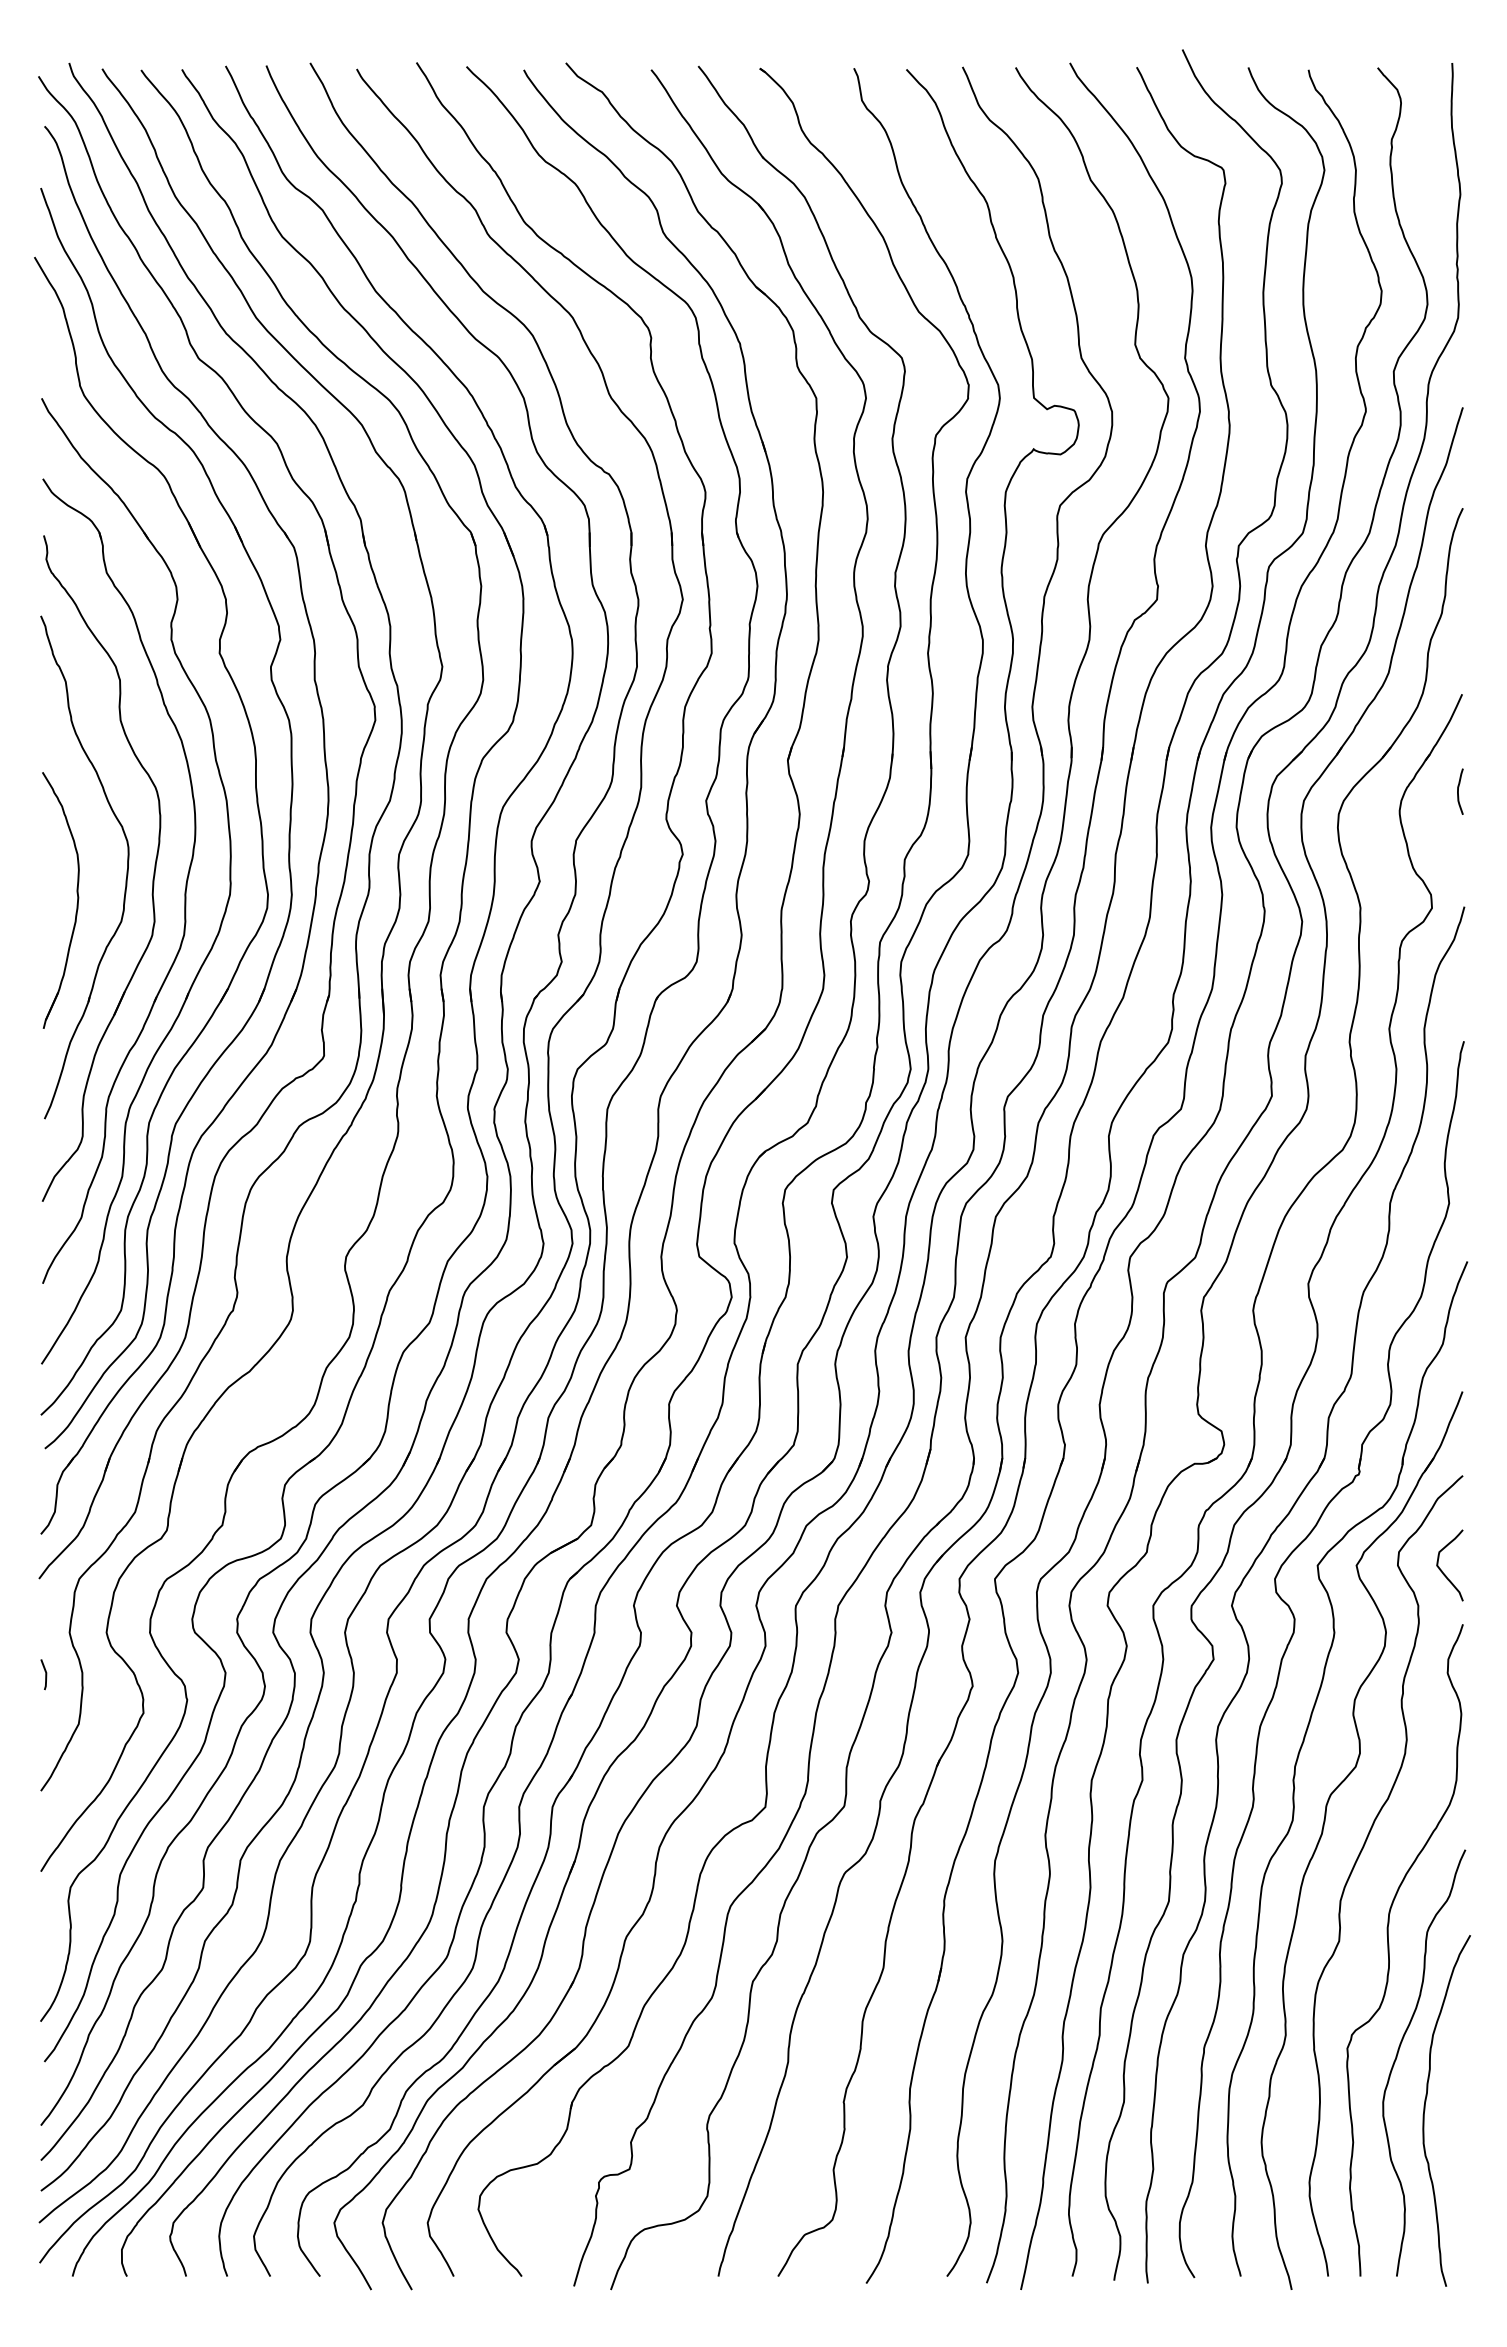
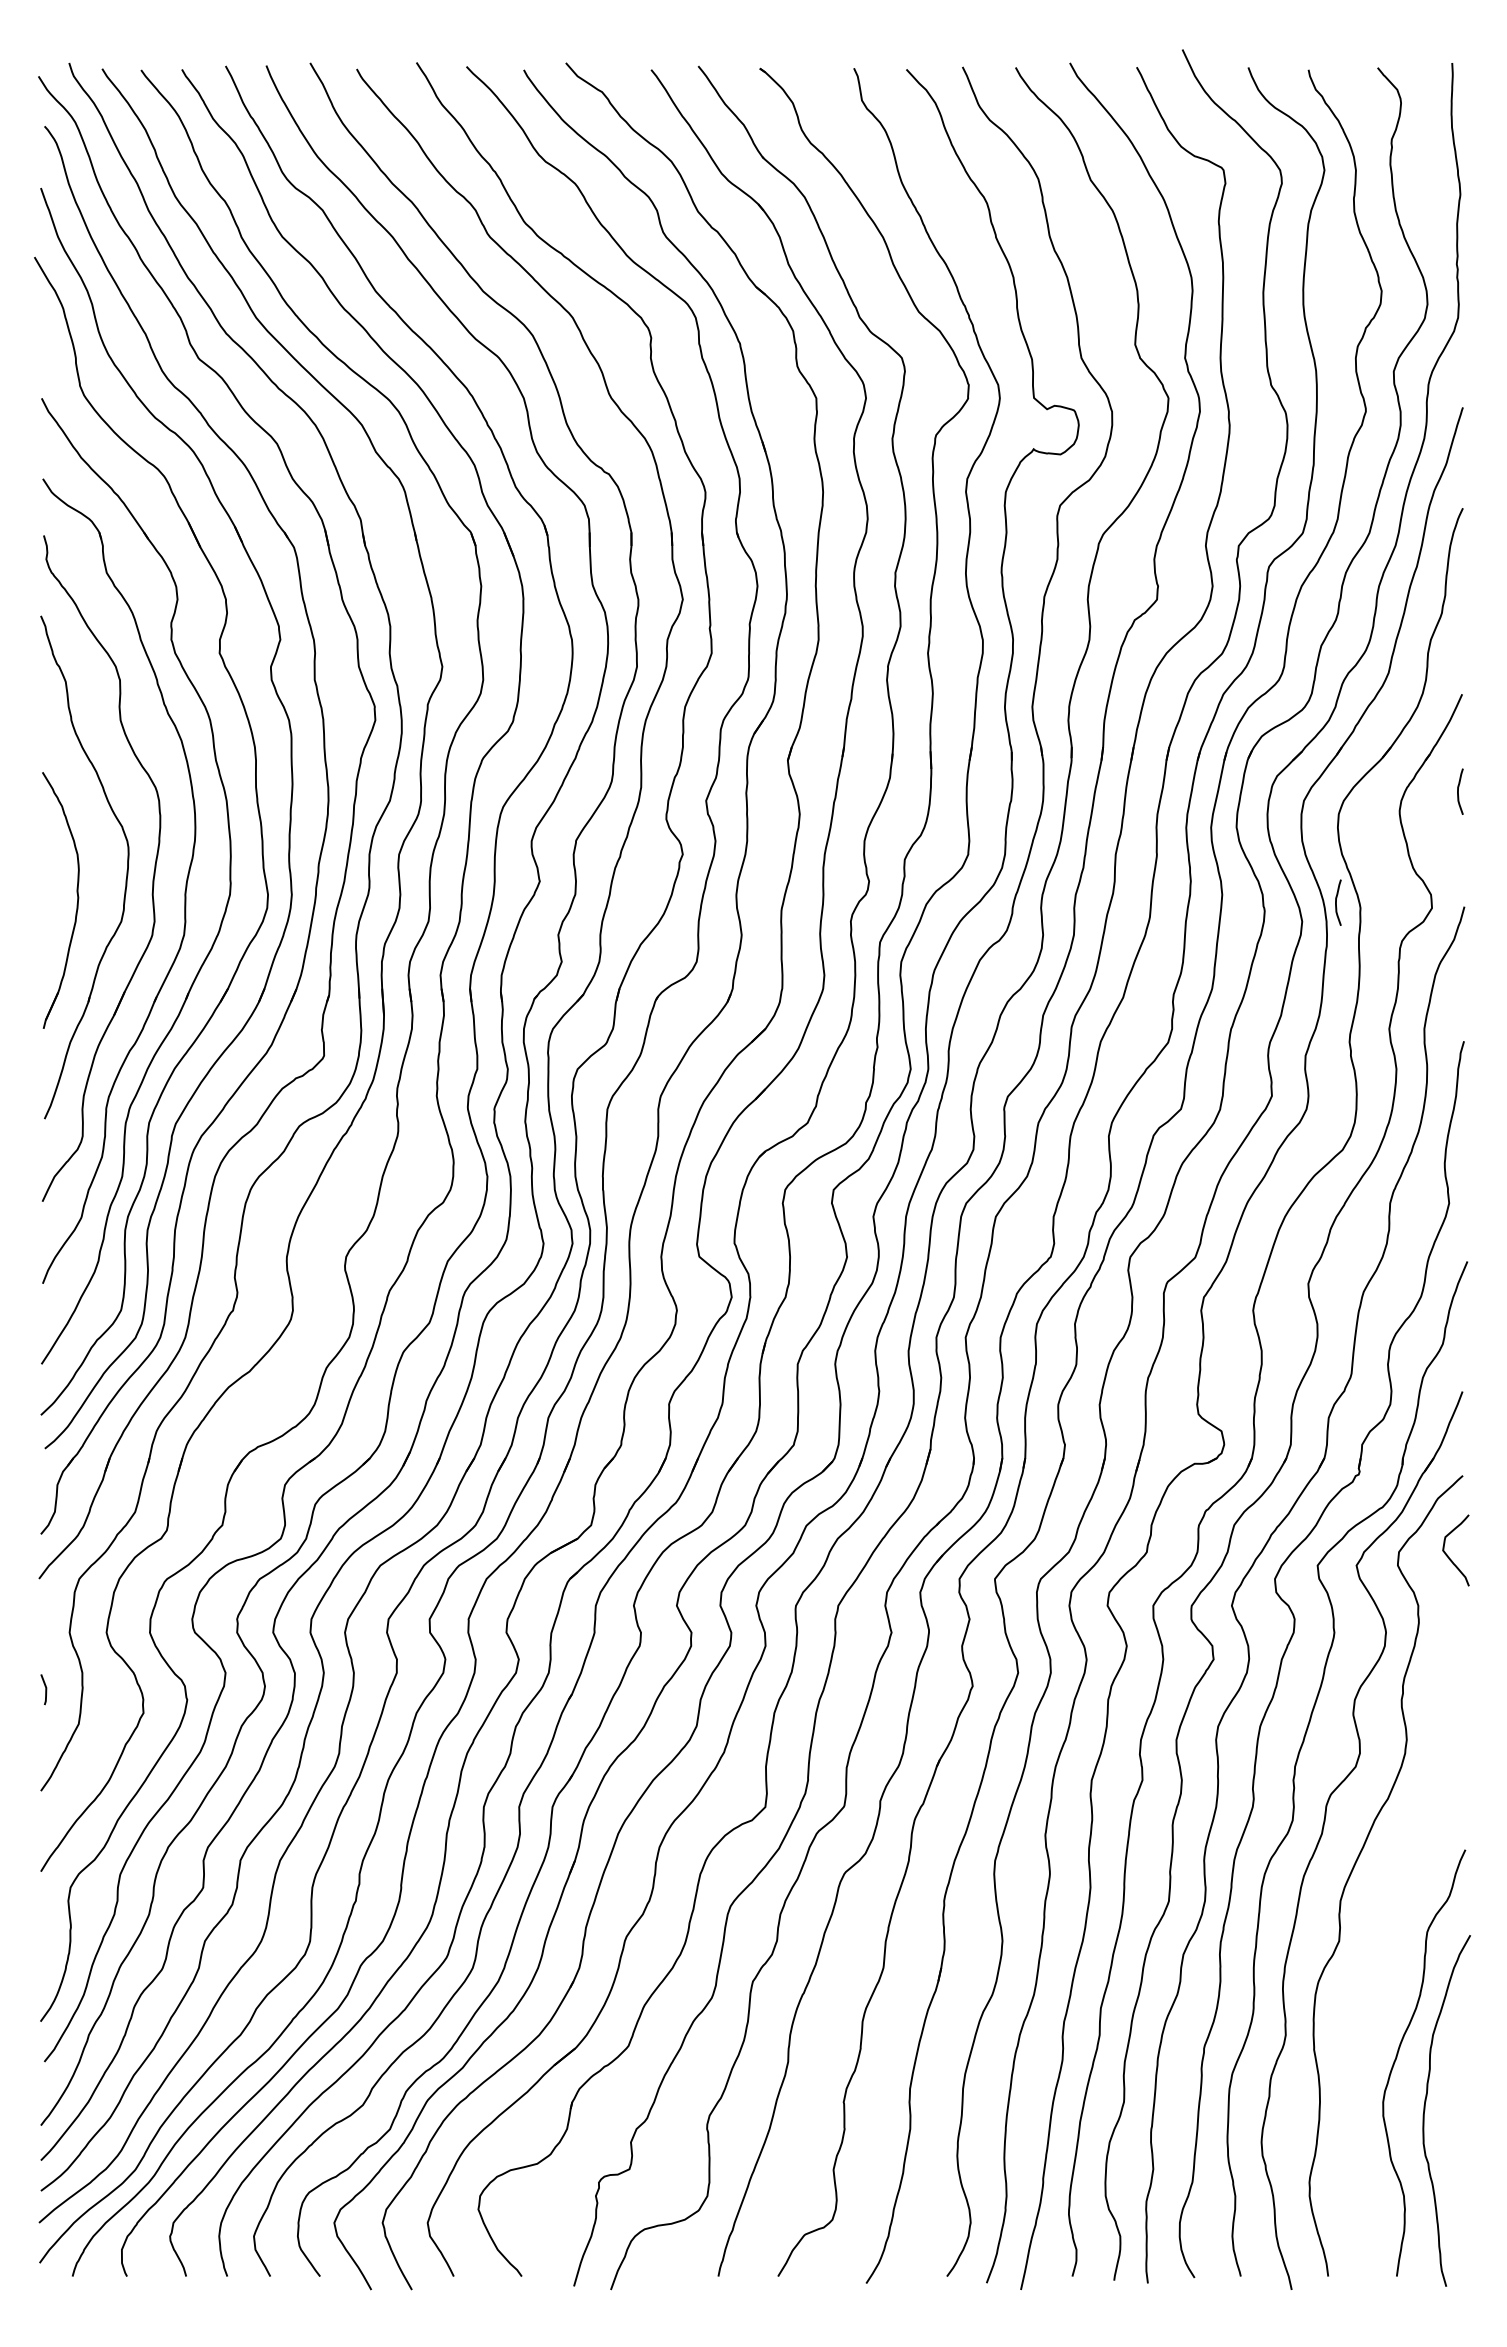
curve: none -> present (1336, 902)
curve position: (1442, 1570) -> (1448, 1555) (1448, 1555)
line position: (45, 1674) -> (45, 1689) (45, 1689)
curve: present -> none (1389, 1950)
